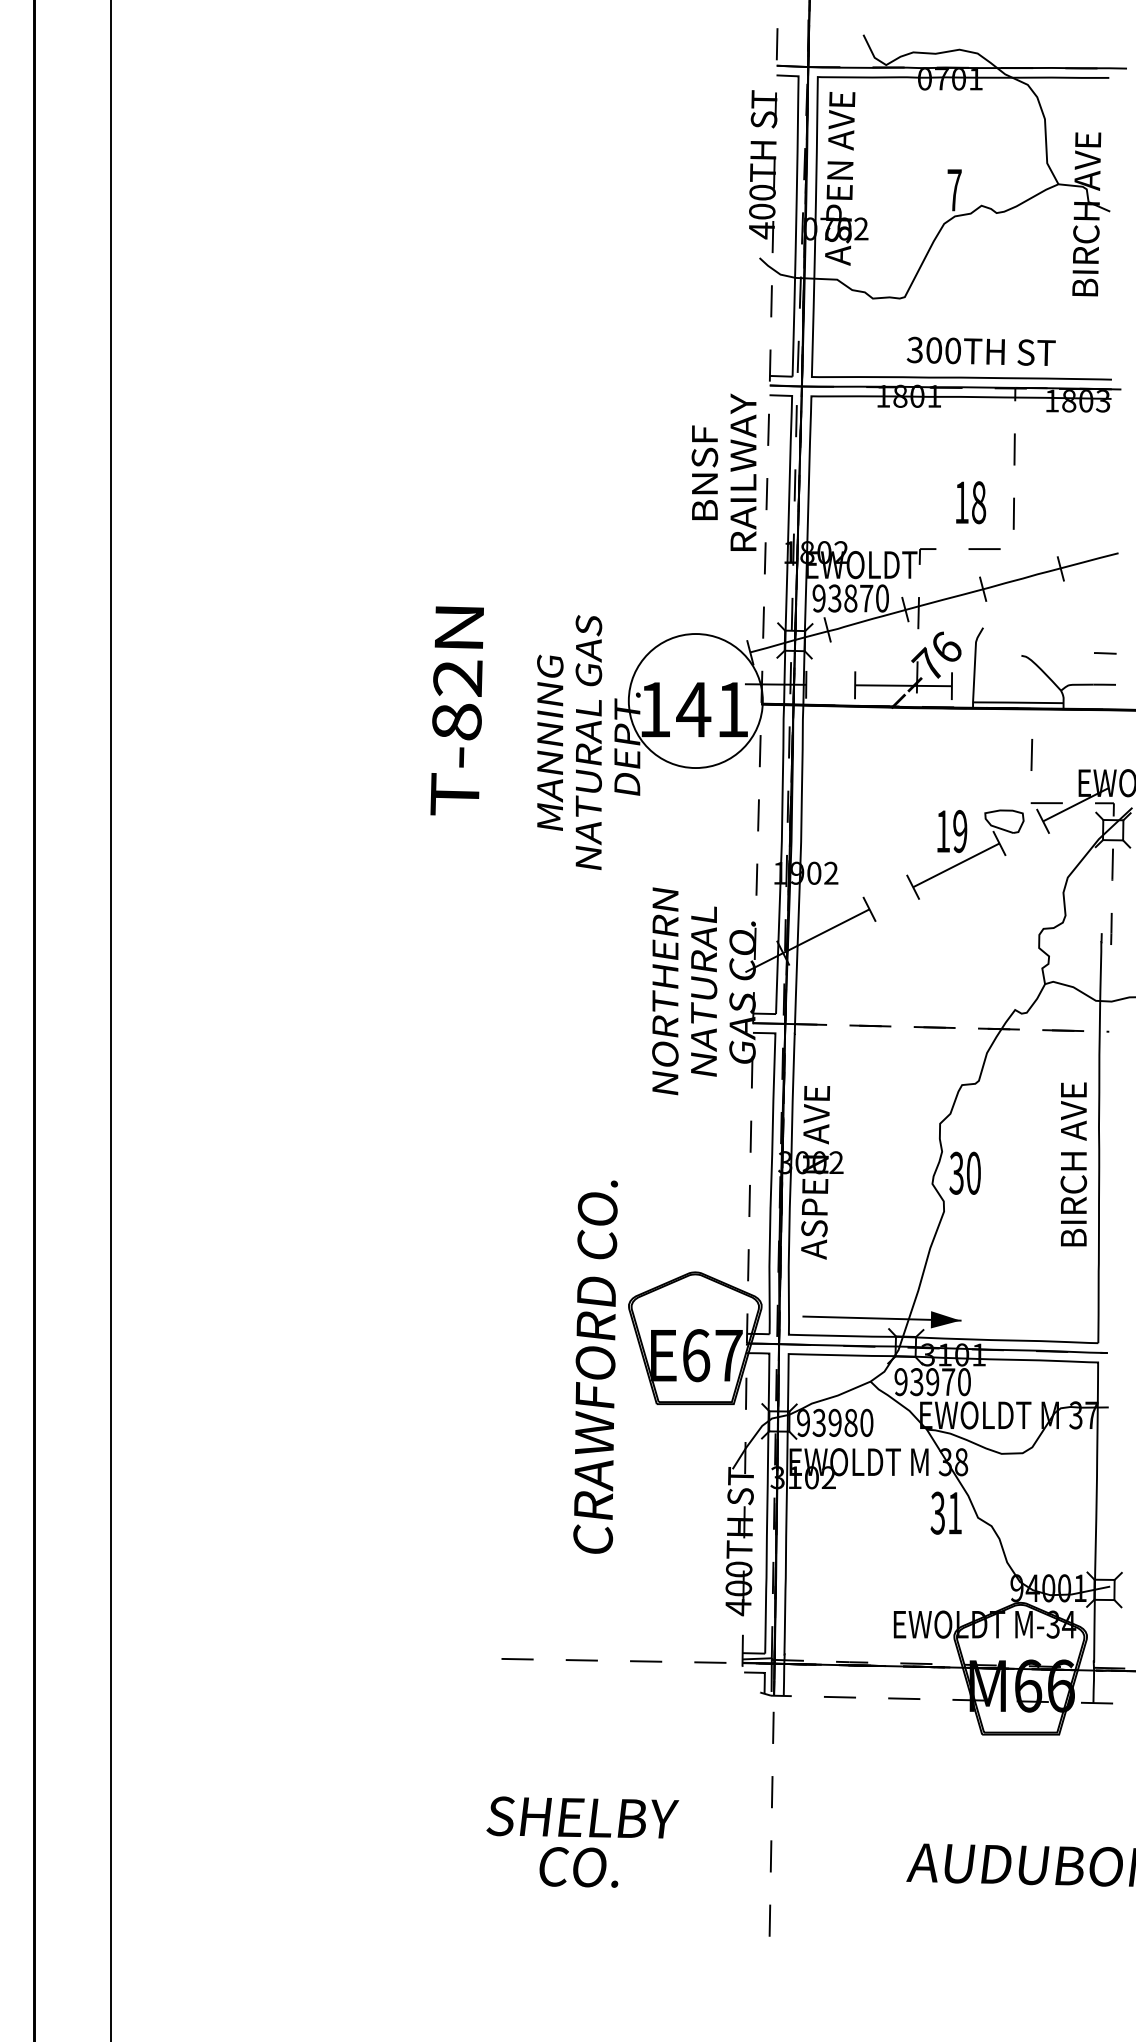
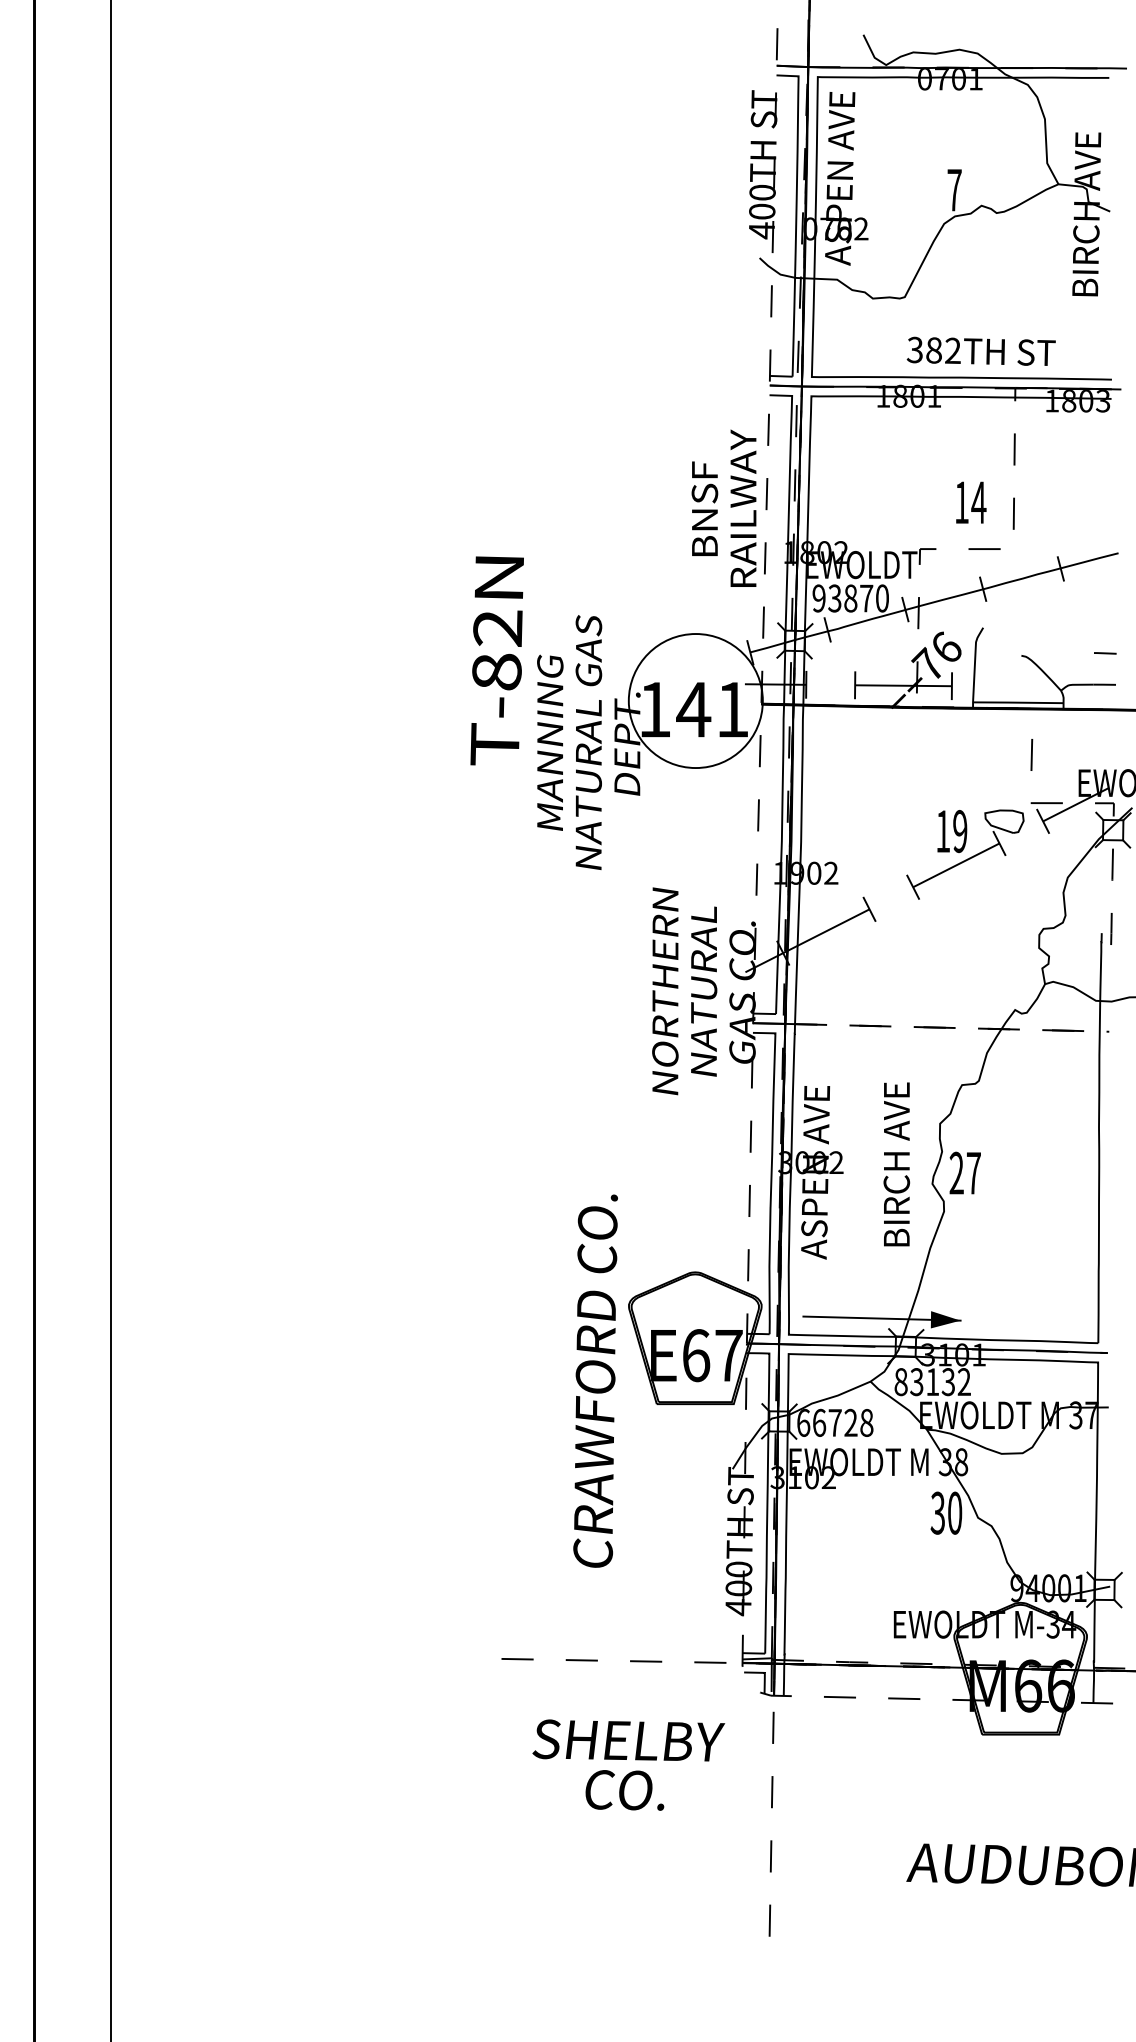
text: 300TH -> 382TH (943, 350)
text position: (723, 471) -> (723, 507) (723, 507)
text: 18 -> 14 (978, 502)
text position: (456, 710) -> (496, 660) (496, 660)
text position: (1073, 1164) -> (896, 1164) (896, 1164)
text: 30 -> 27 (964, 1172)
text position: (595, 1366) -> (595, 1380) (595, 1380)
text: 93970 -> 83132 (932, 1382)
text: 93980 -> 66728 (835, 1422)
text: 31 -> 30 (955, 1512)
text position: (582, 1841) -> (628, 1764) (628, 1764)
